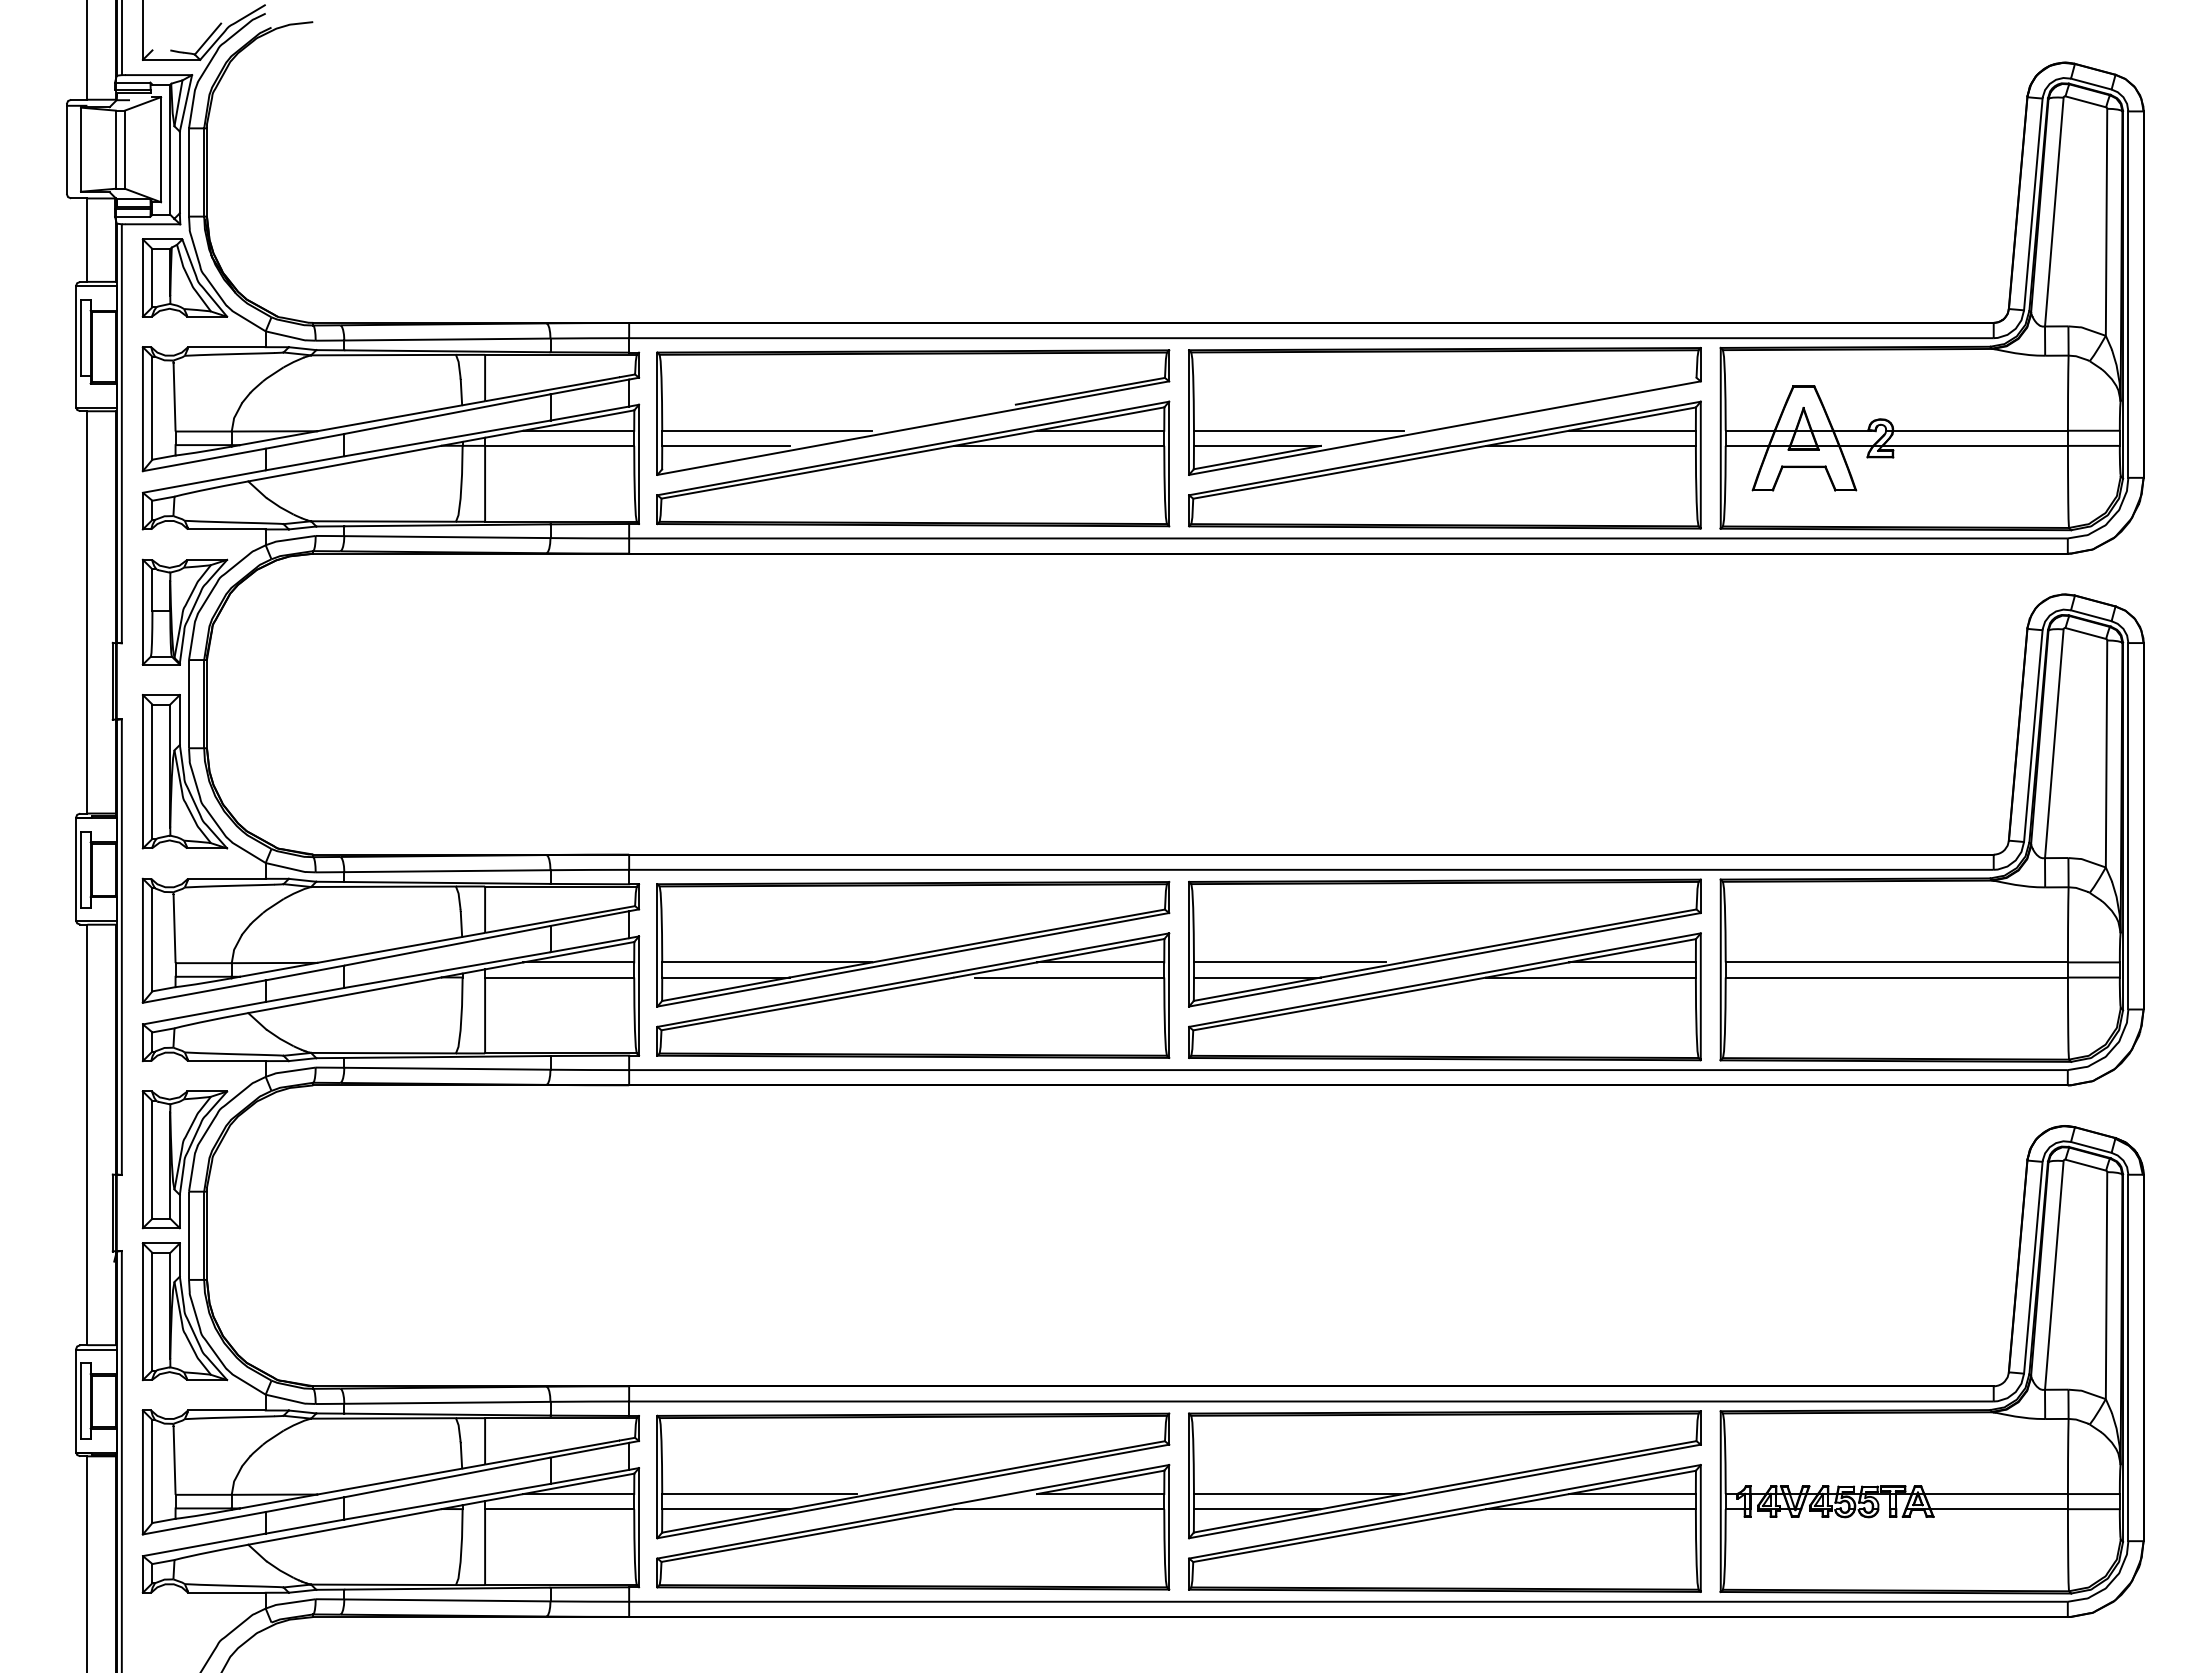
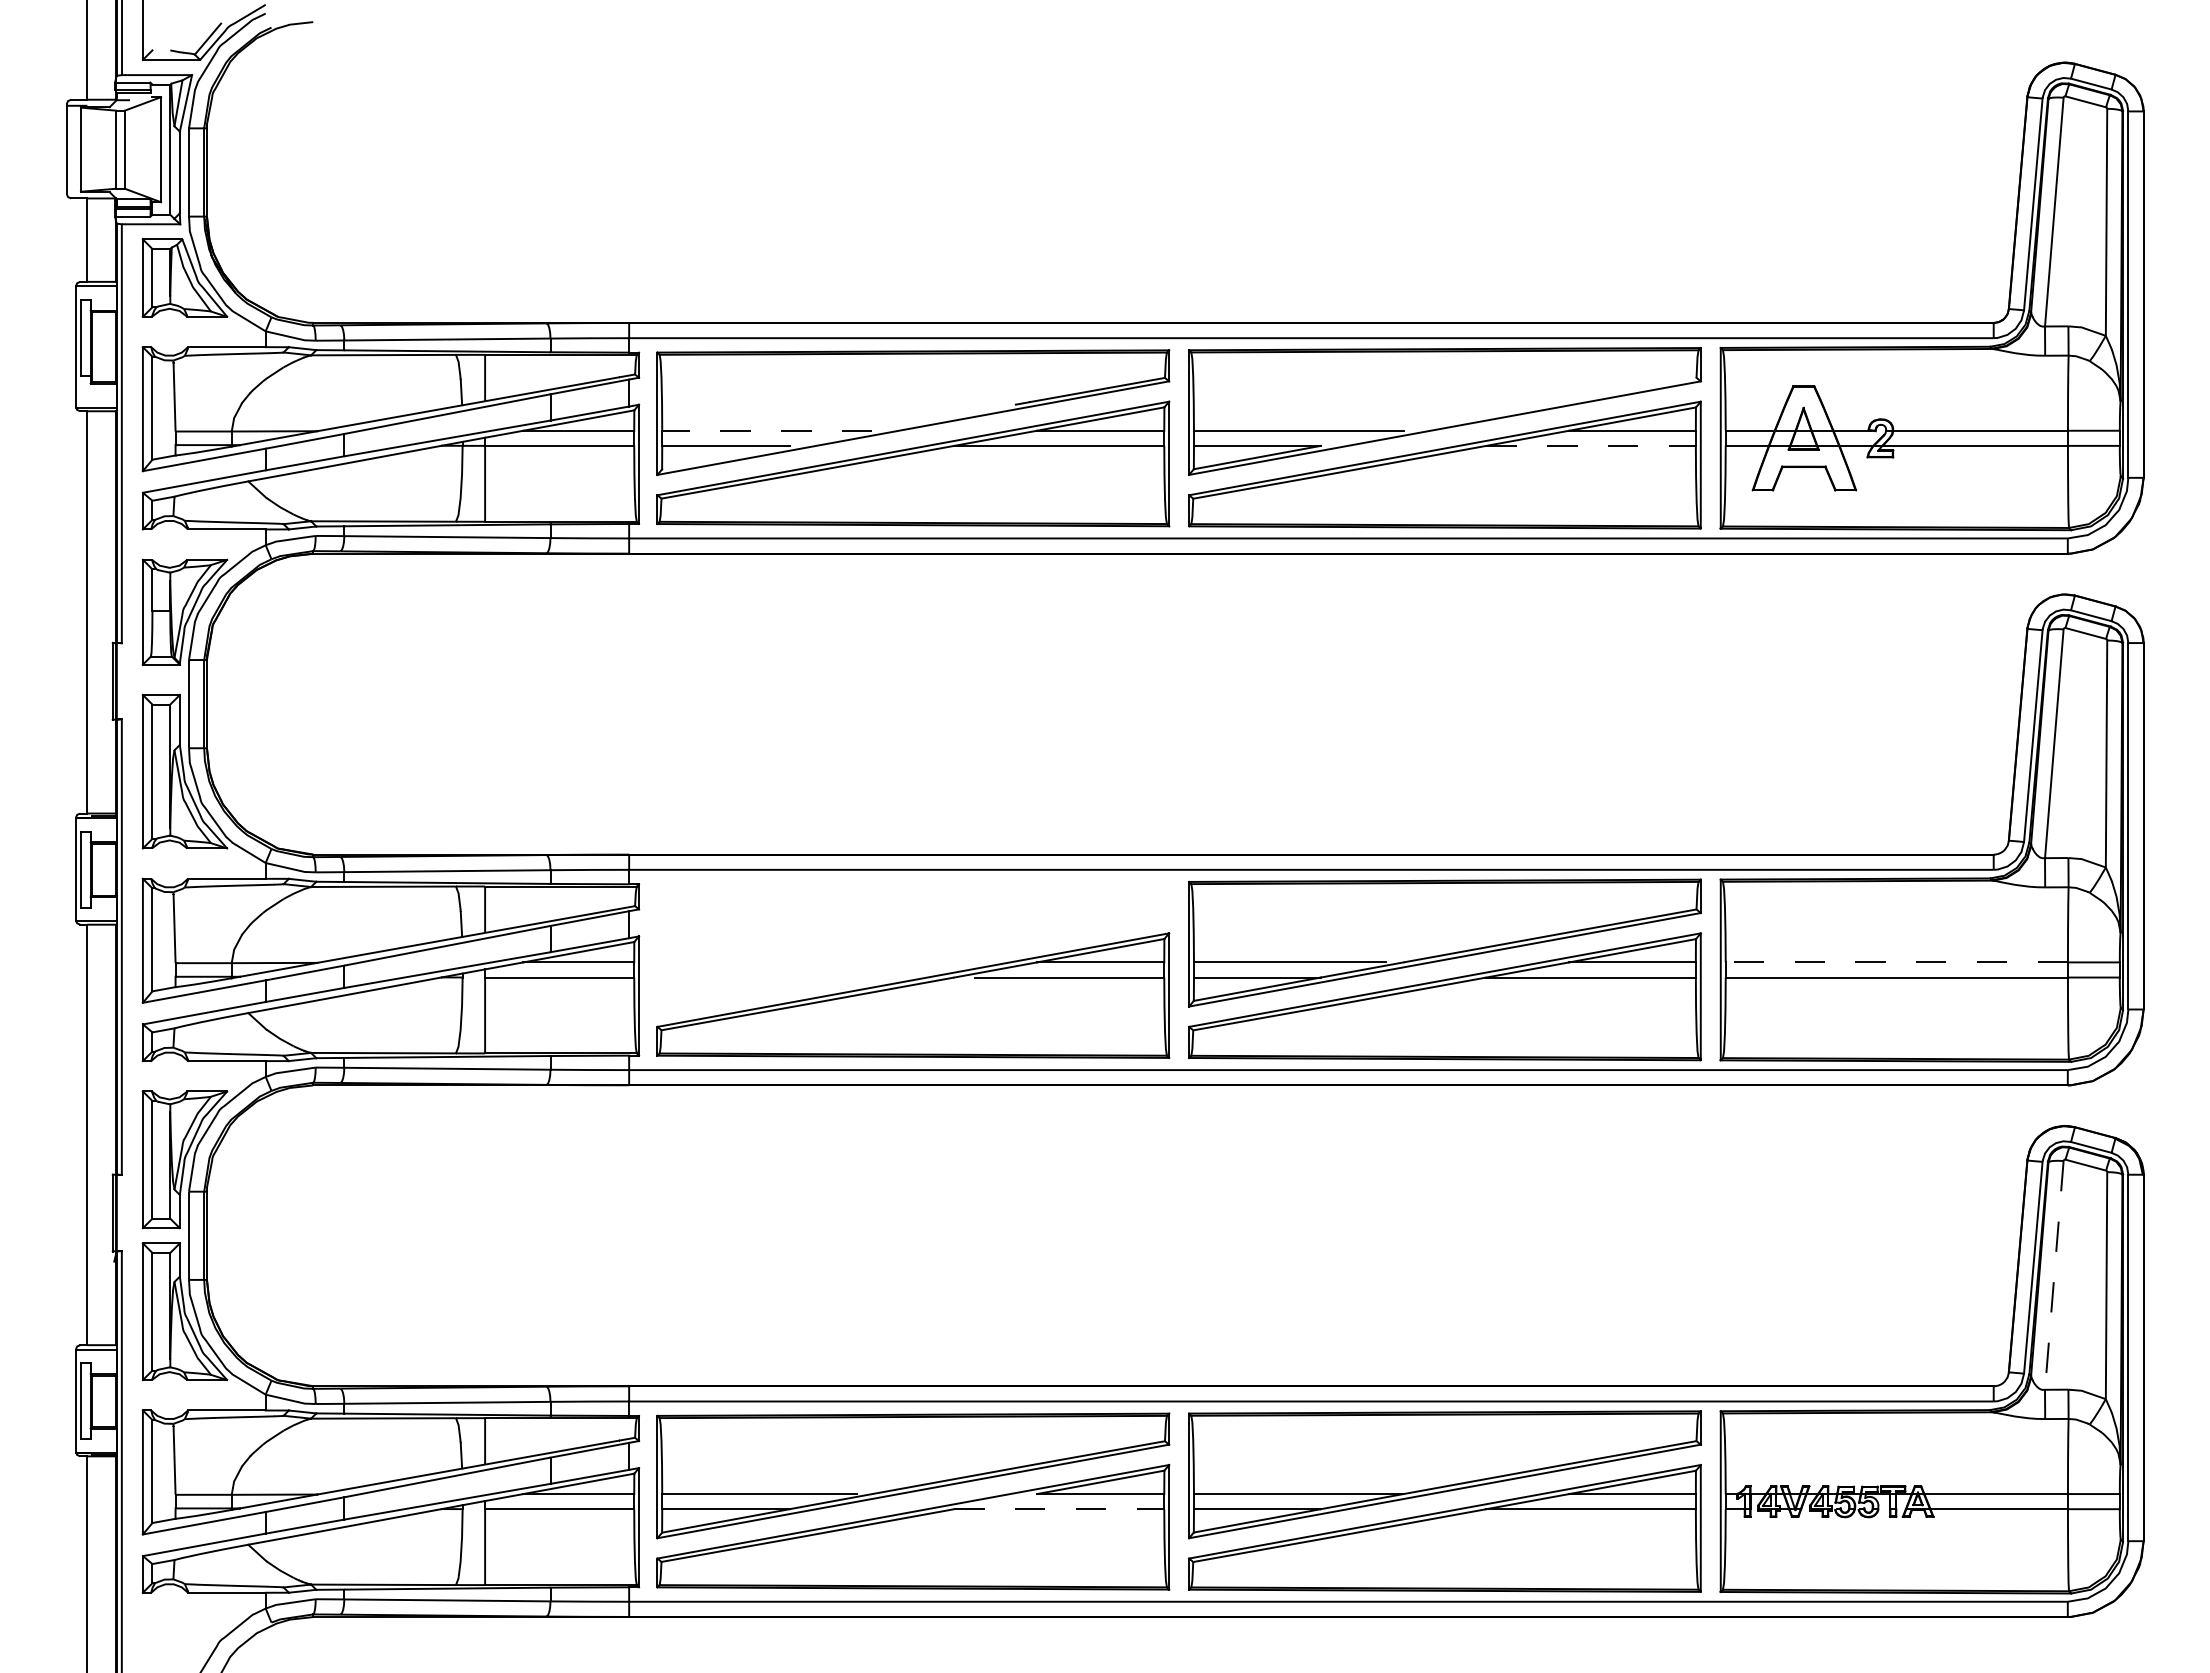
line: solid -> dashed (766, 430)
line: solid -> dashed (1591, 445)
part: present -> none (913, 944)
line: solid -> dashed (1896, 962)
line: solid -> dashed (2054, 1275)
line: solid -> dashed (1059, 1509)
